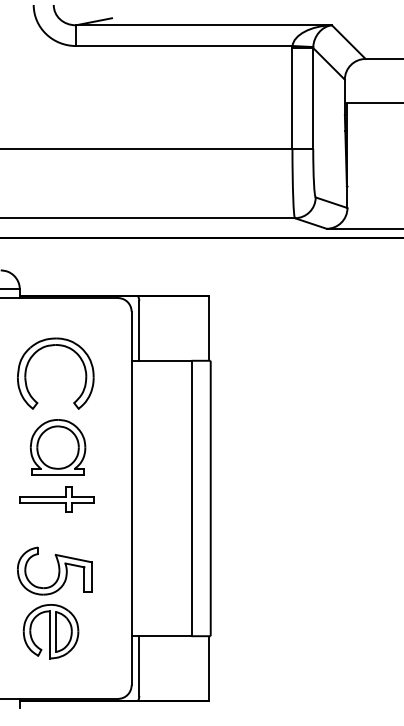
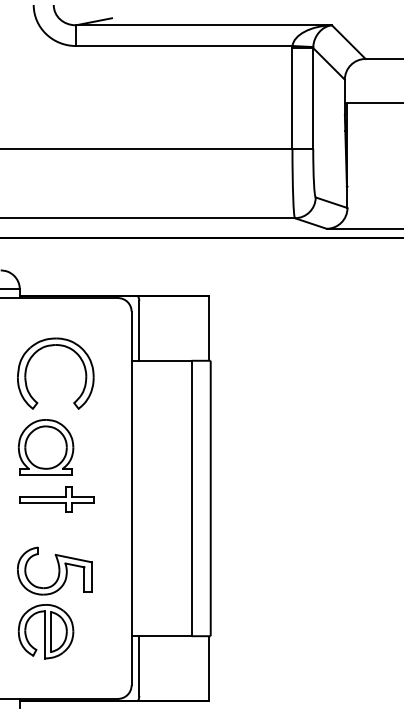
part position: (57, 447) -> (45, 447) (45, 447)
part position: (50, 631) -> (45, 631) (45, 631)
